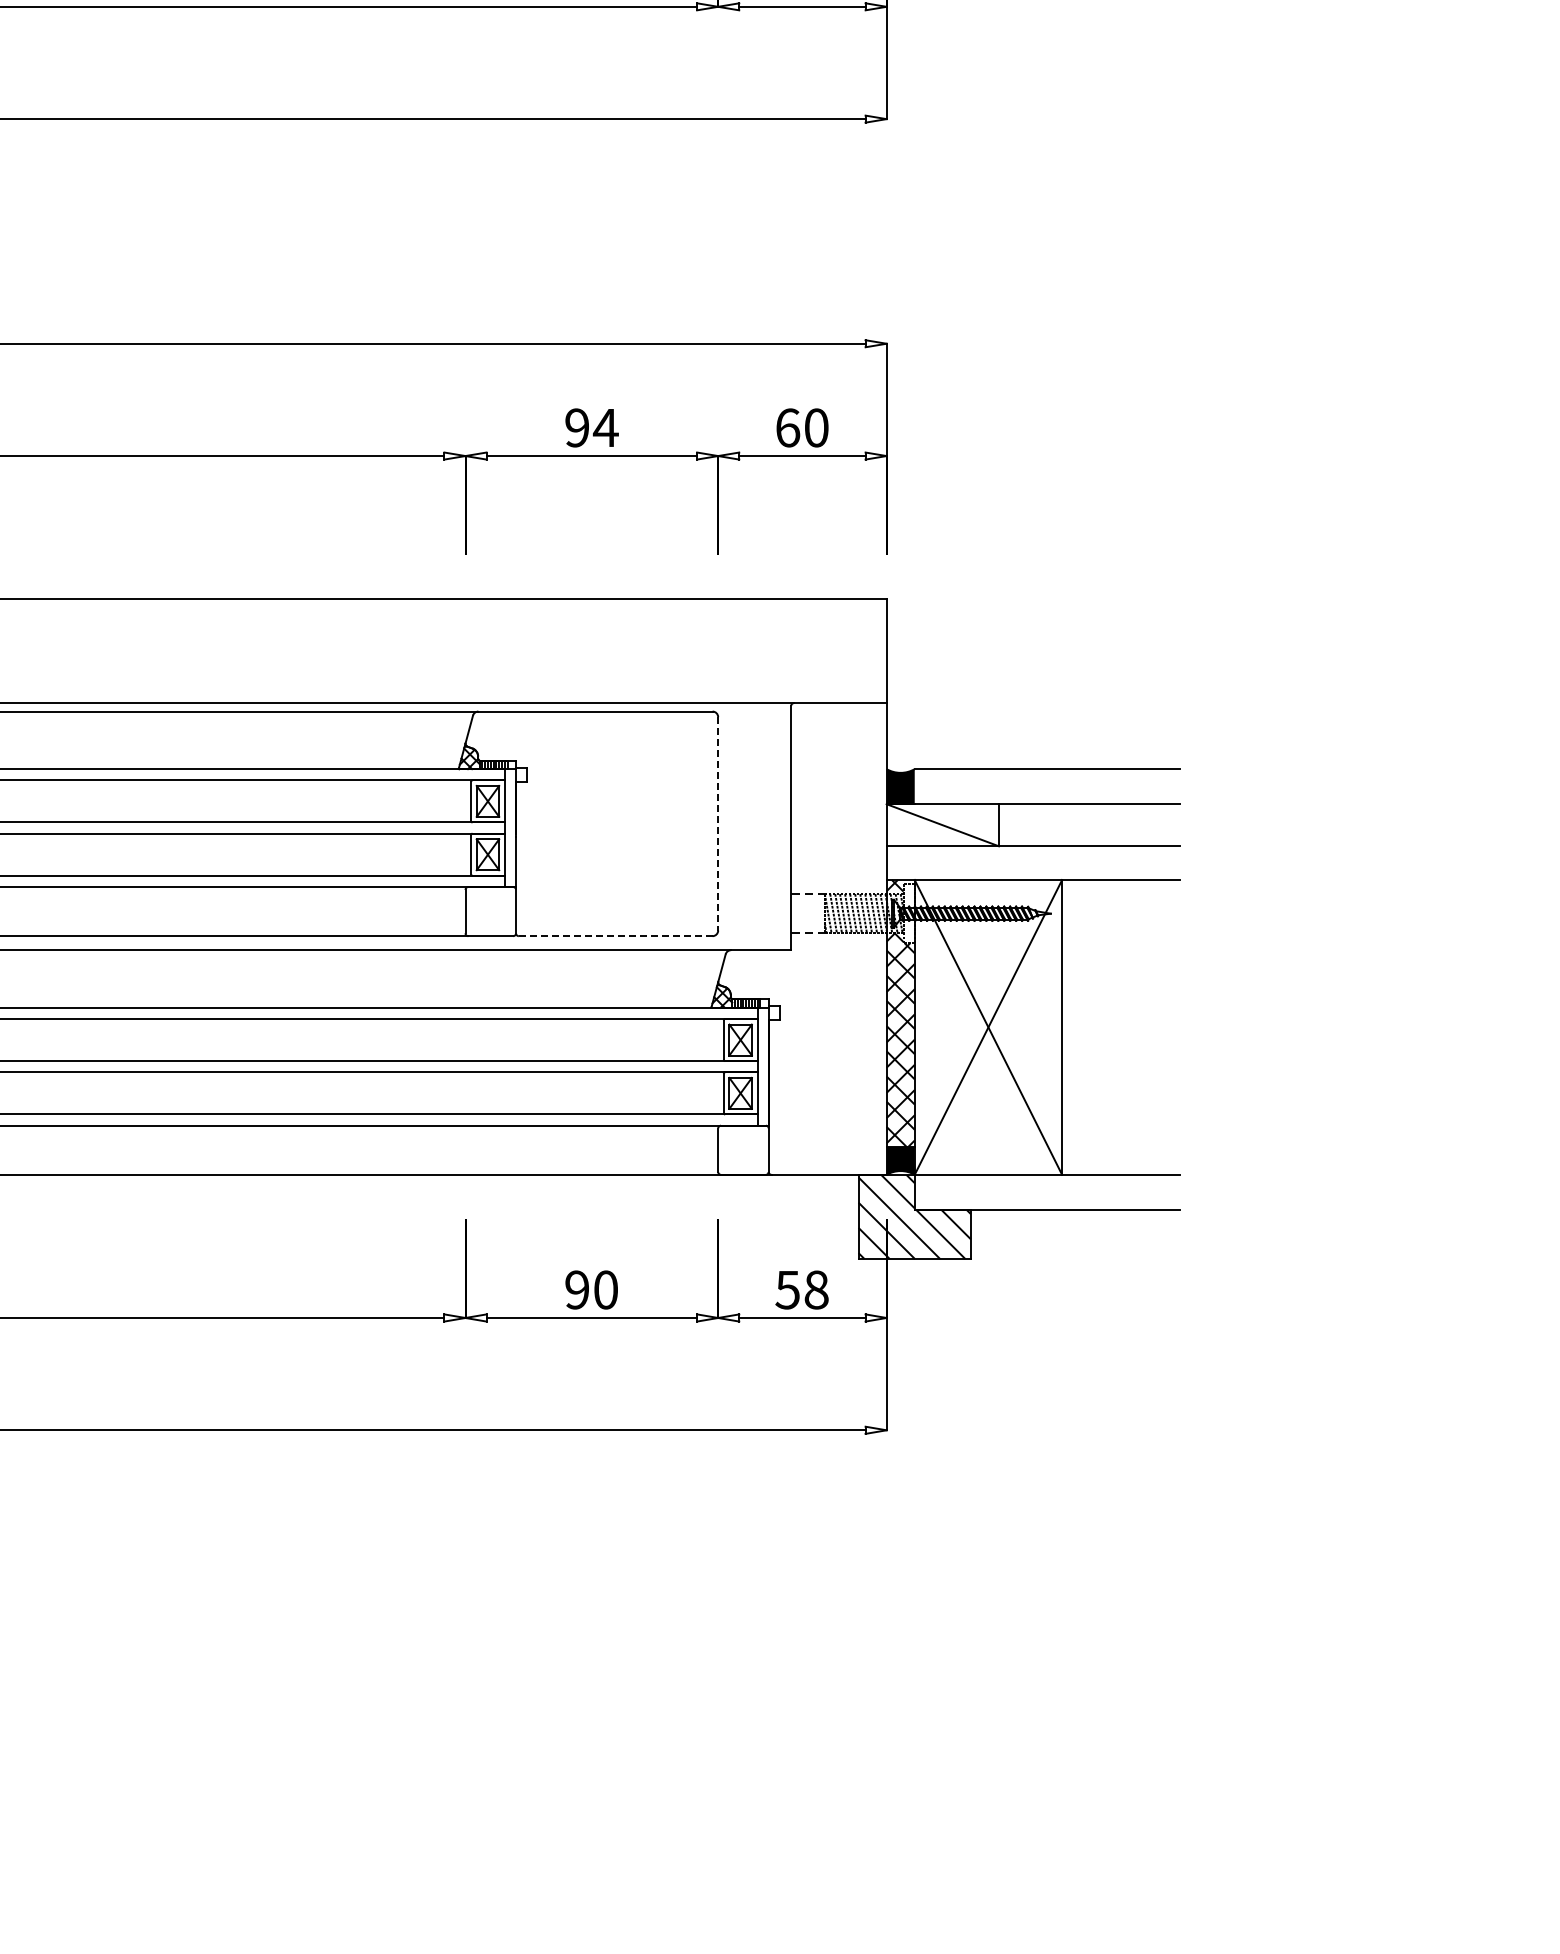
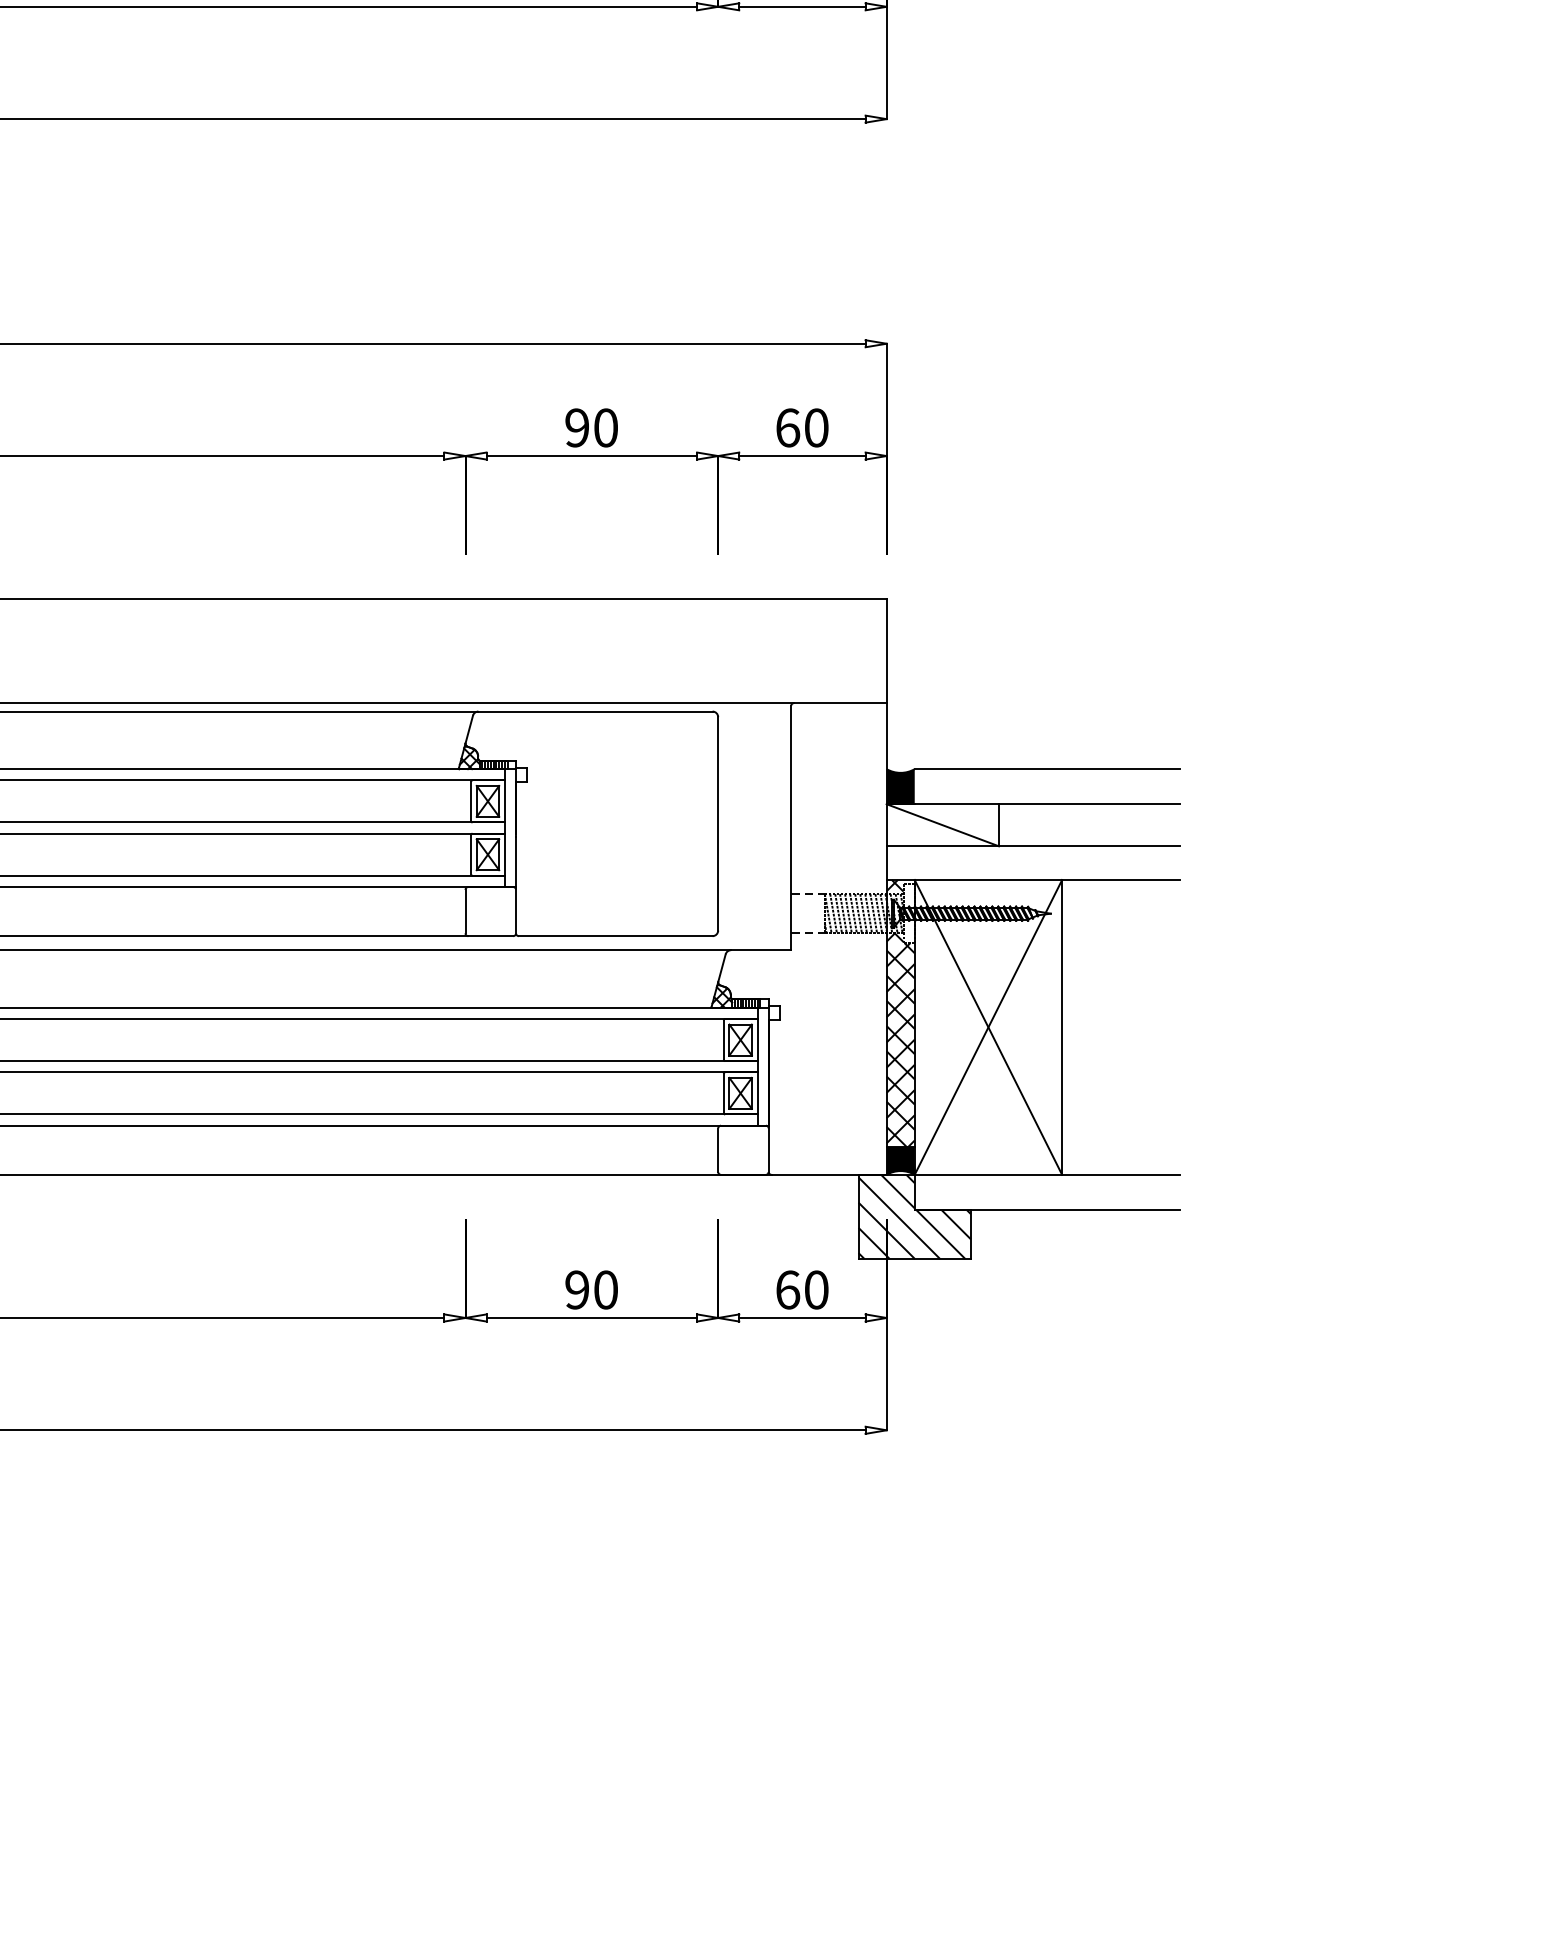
text: 94 -> 90 (605, 427)
line: dashed -> solid (718, 823)
line: dashed -> solid (615, 936)
text: 58 -> 60 (801, 1289)
